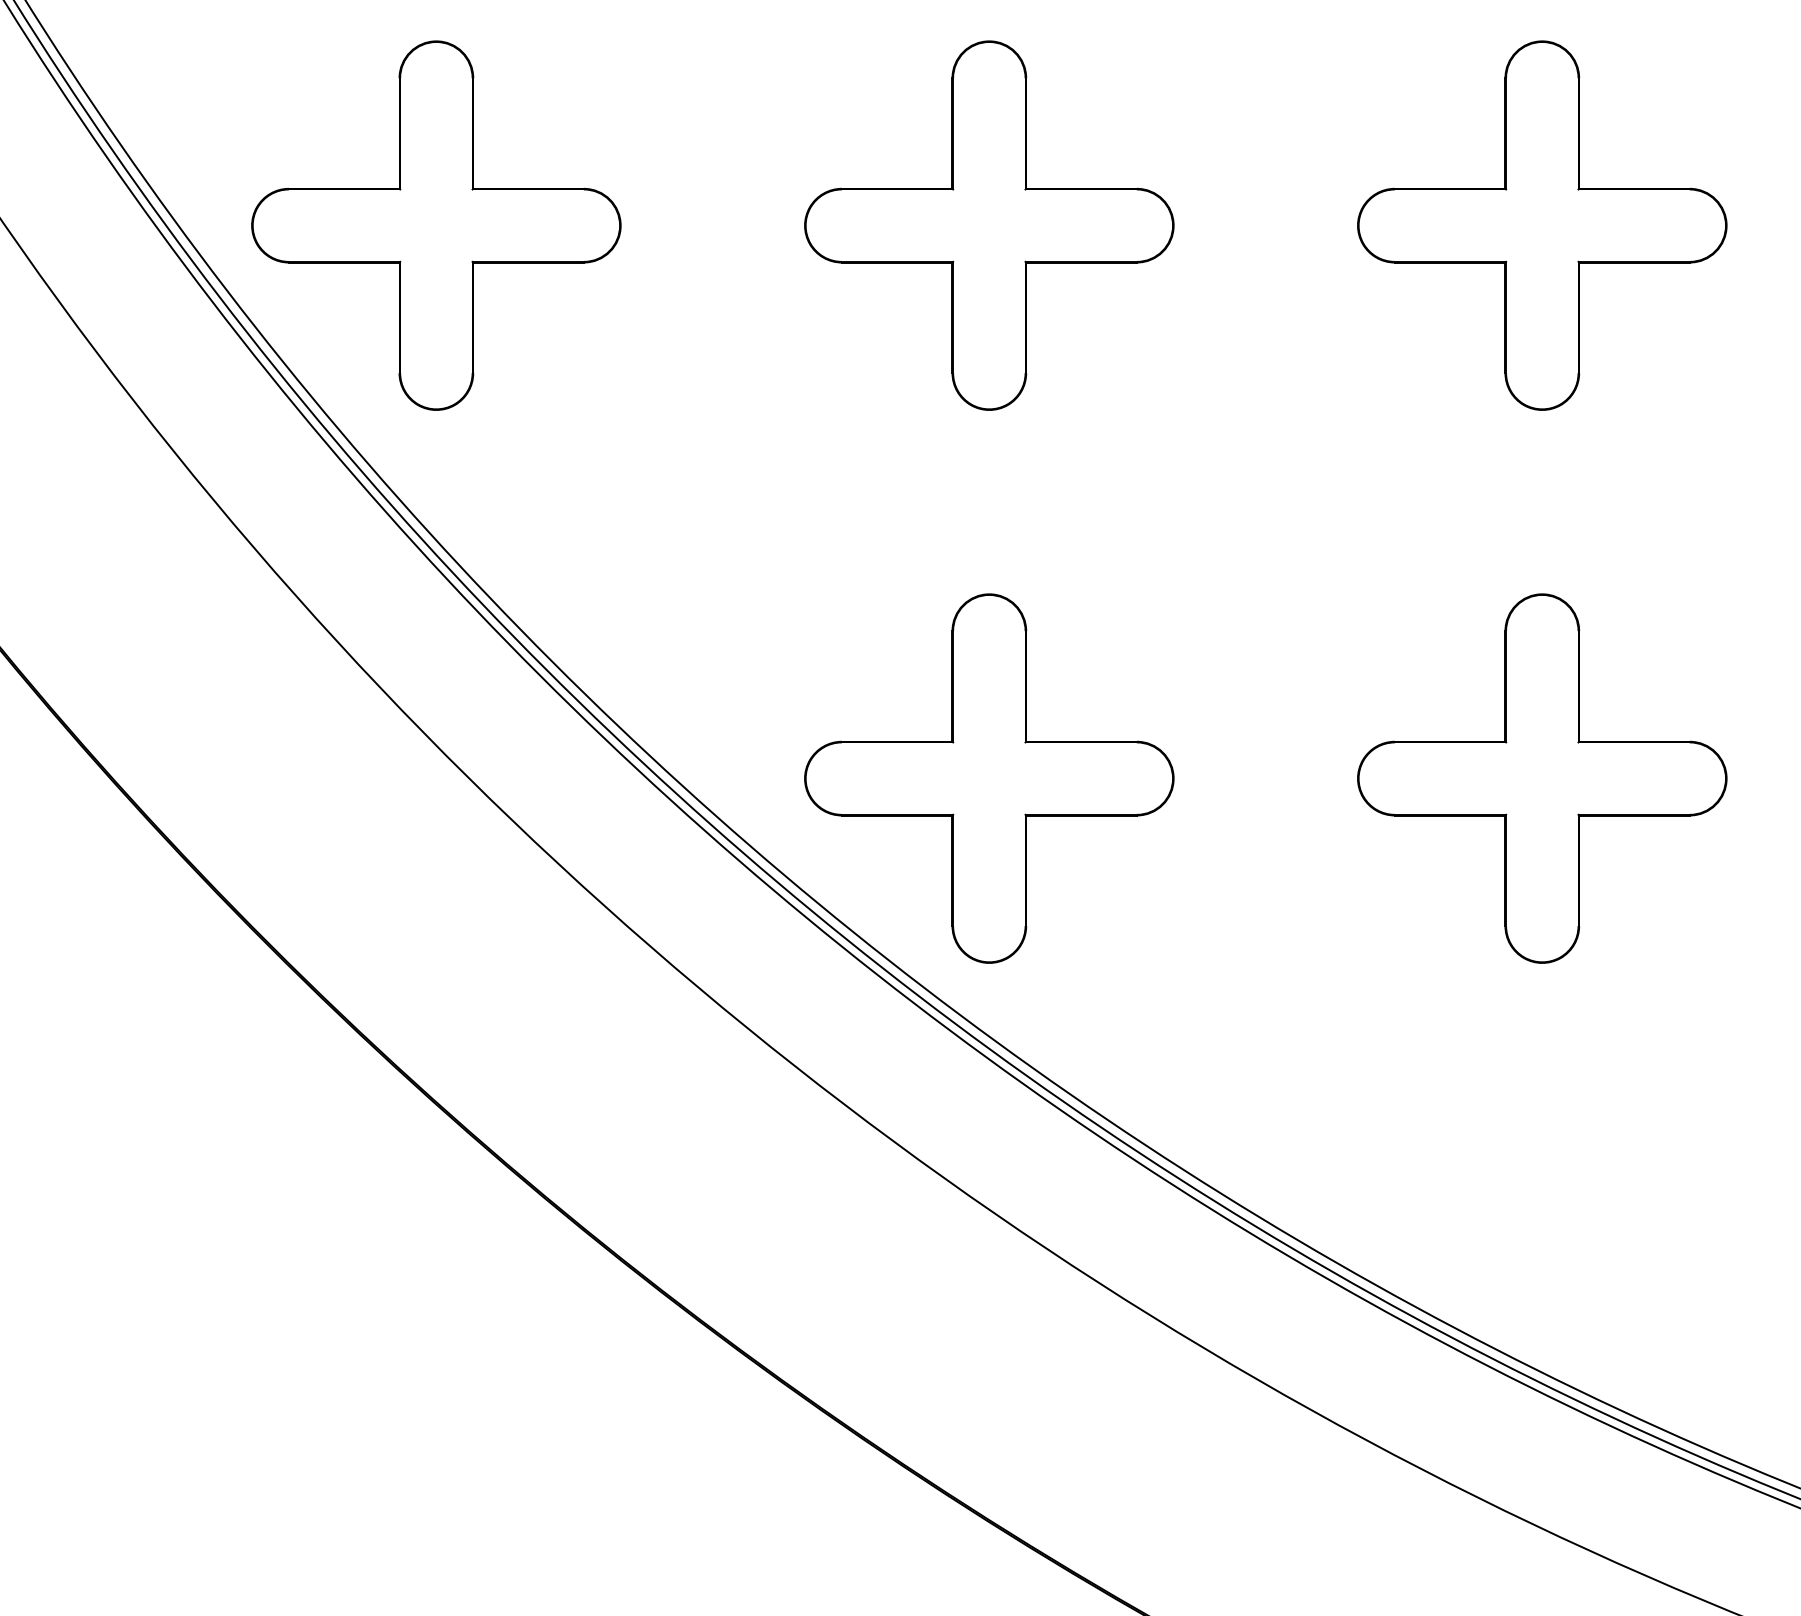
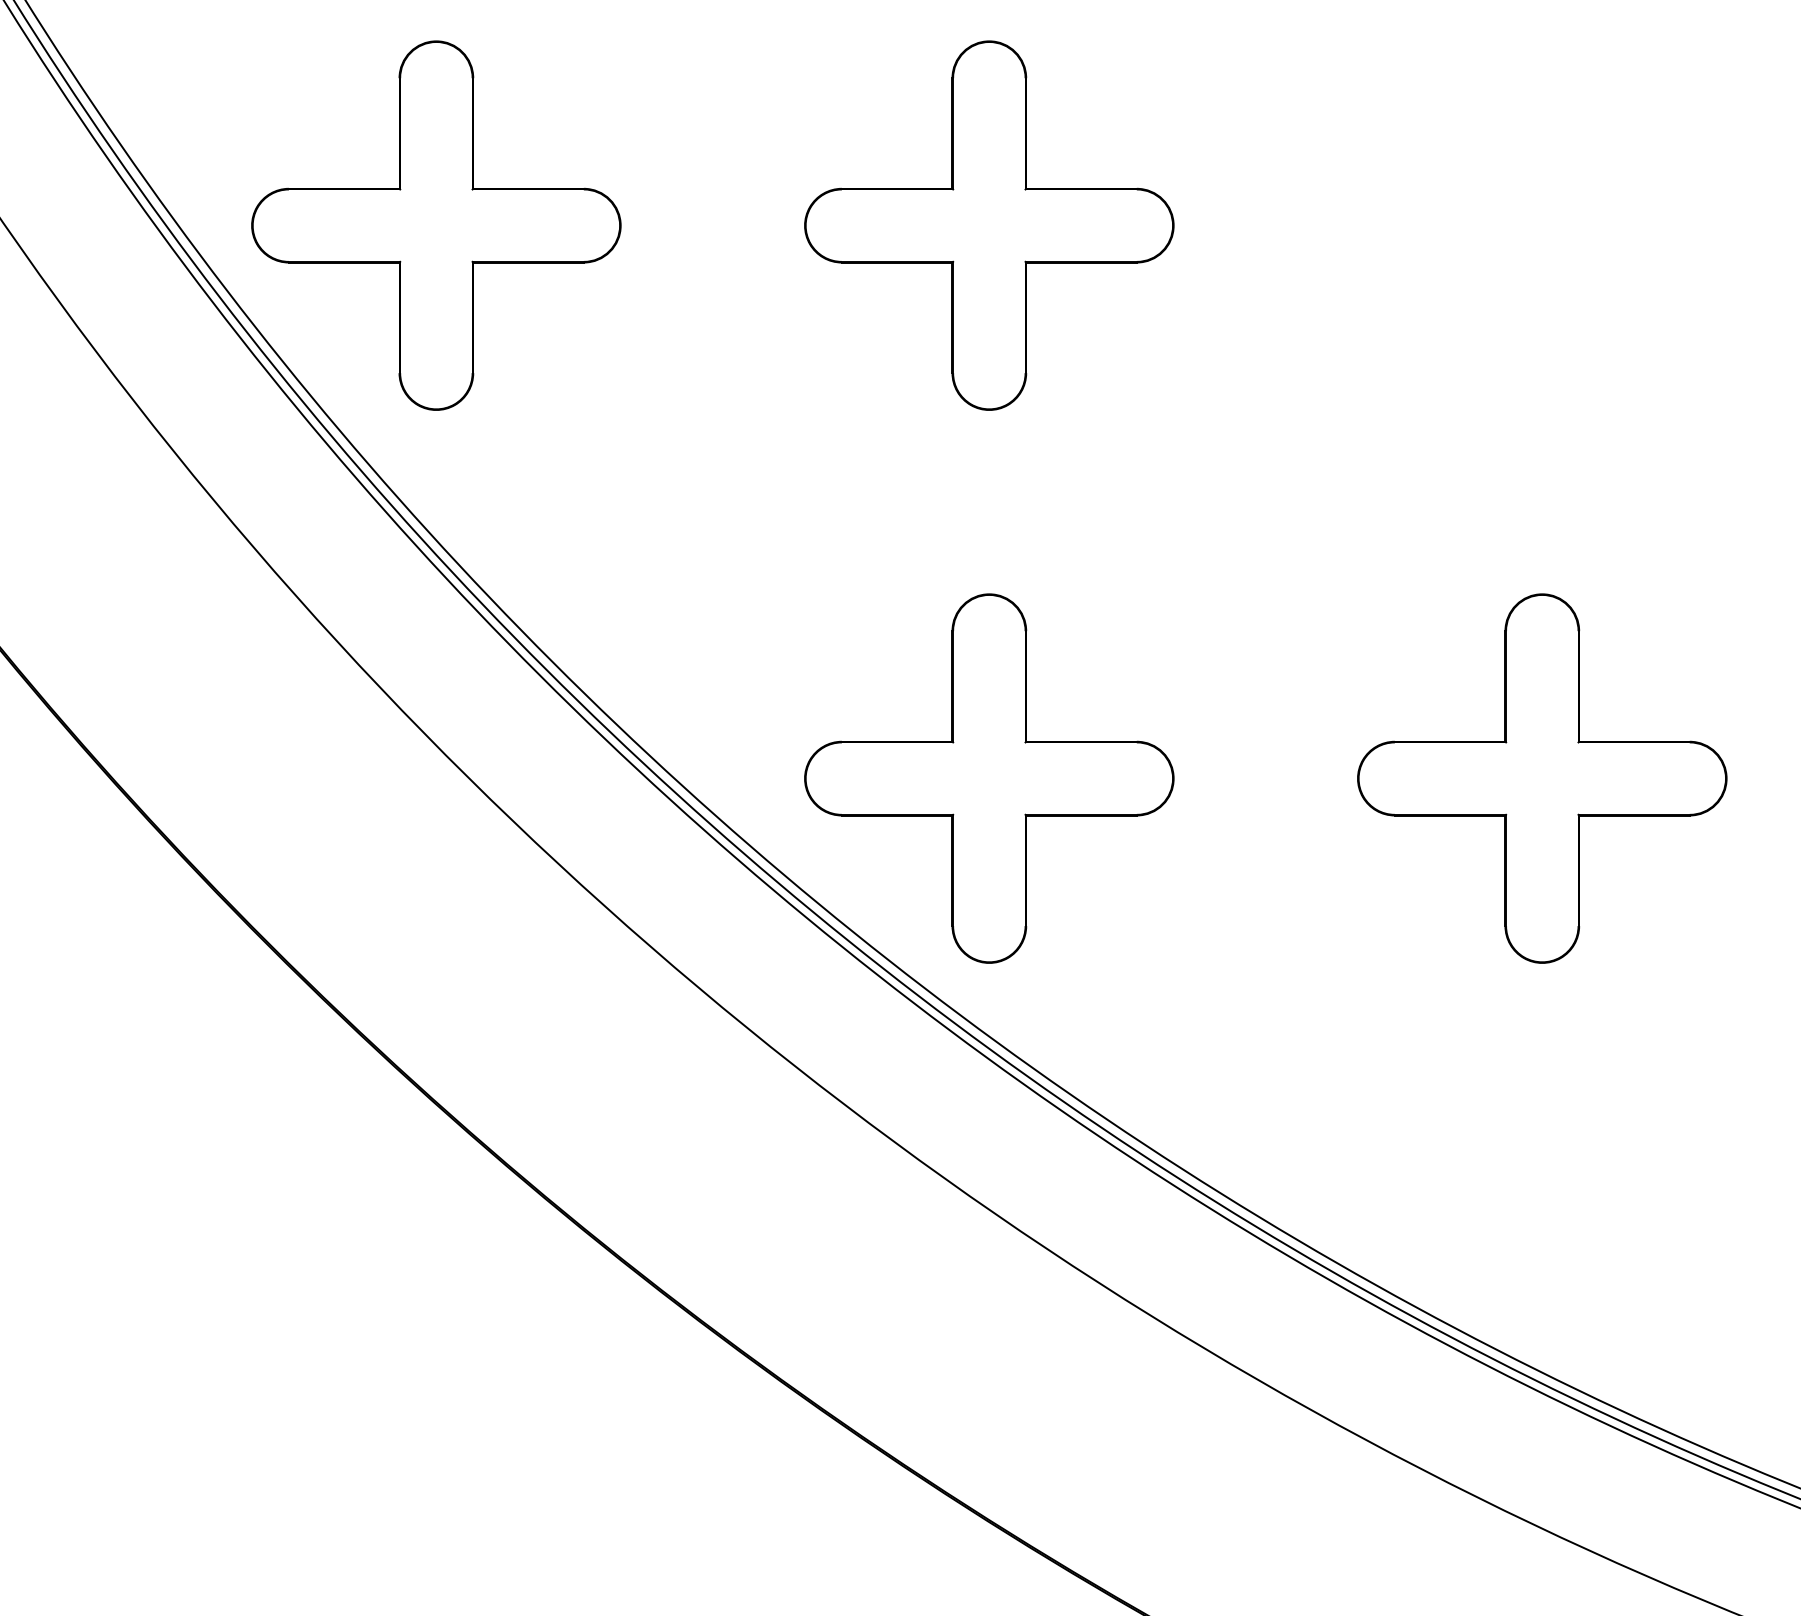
part: present -> none (1542, 225)
